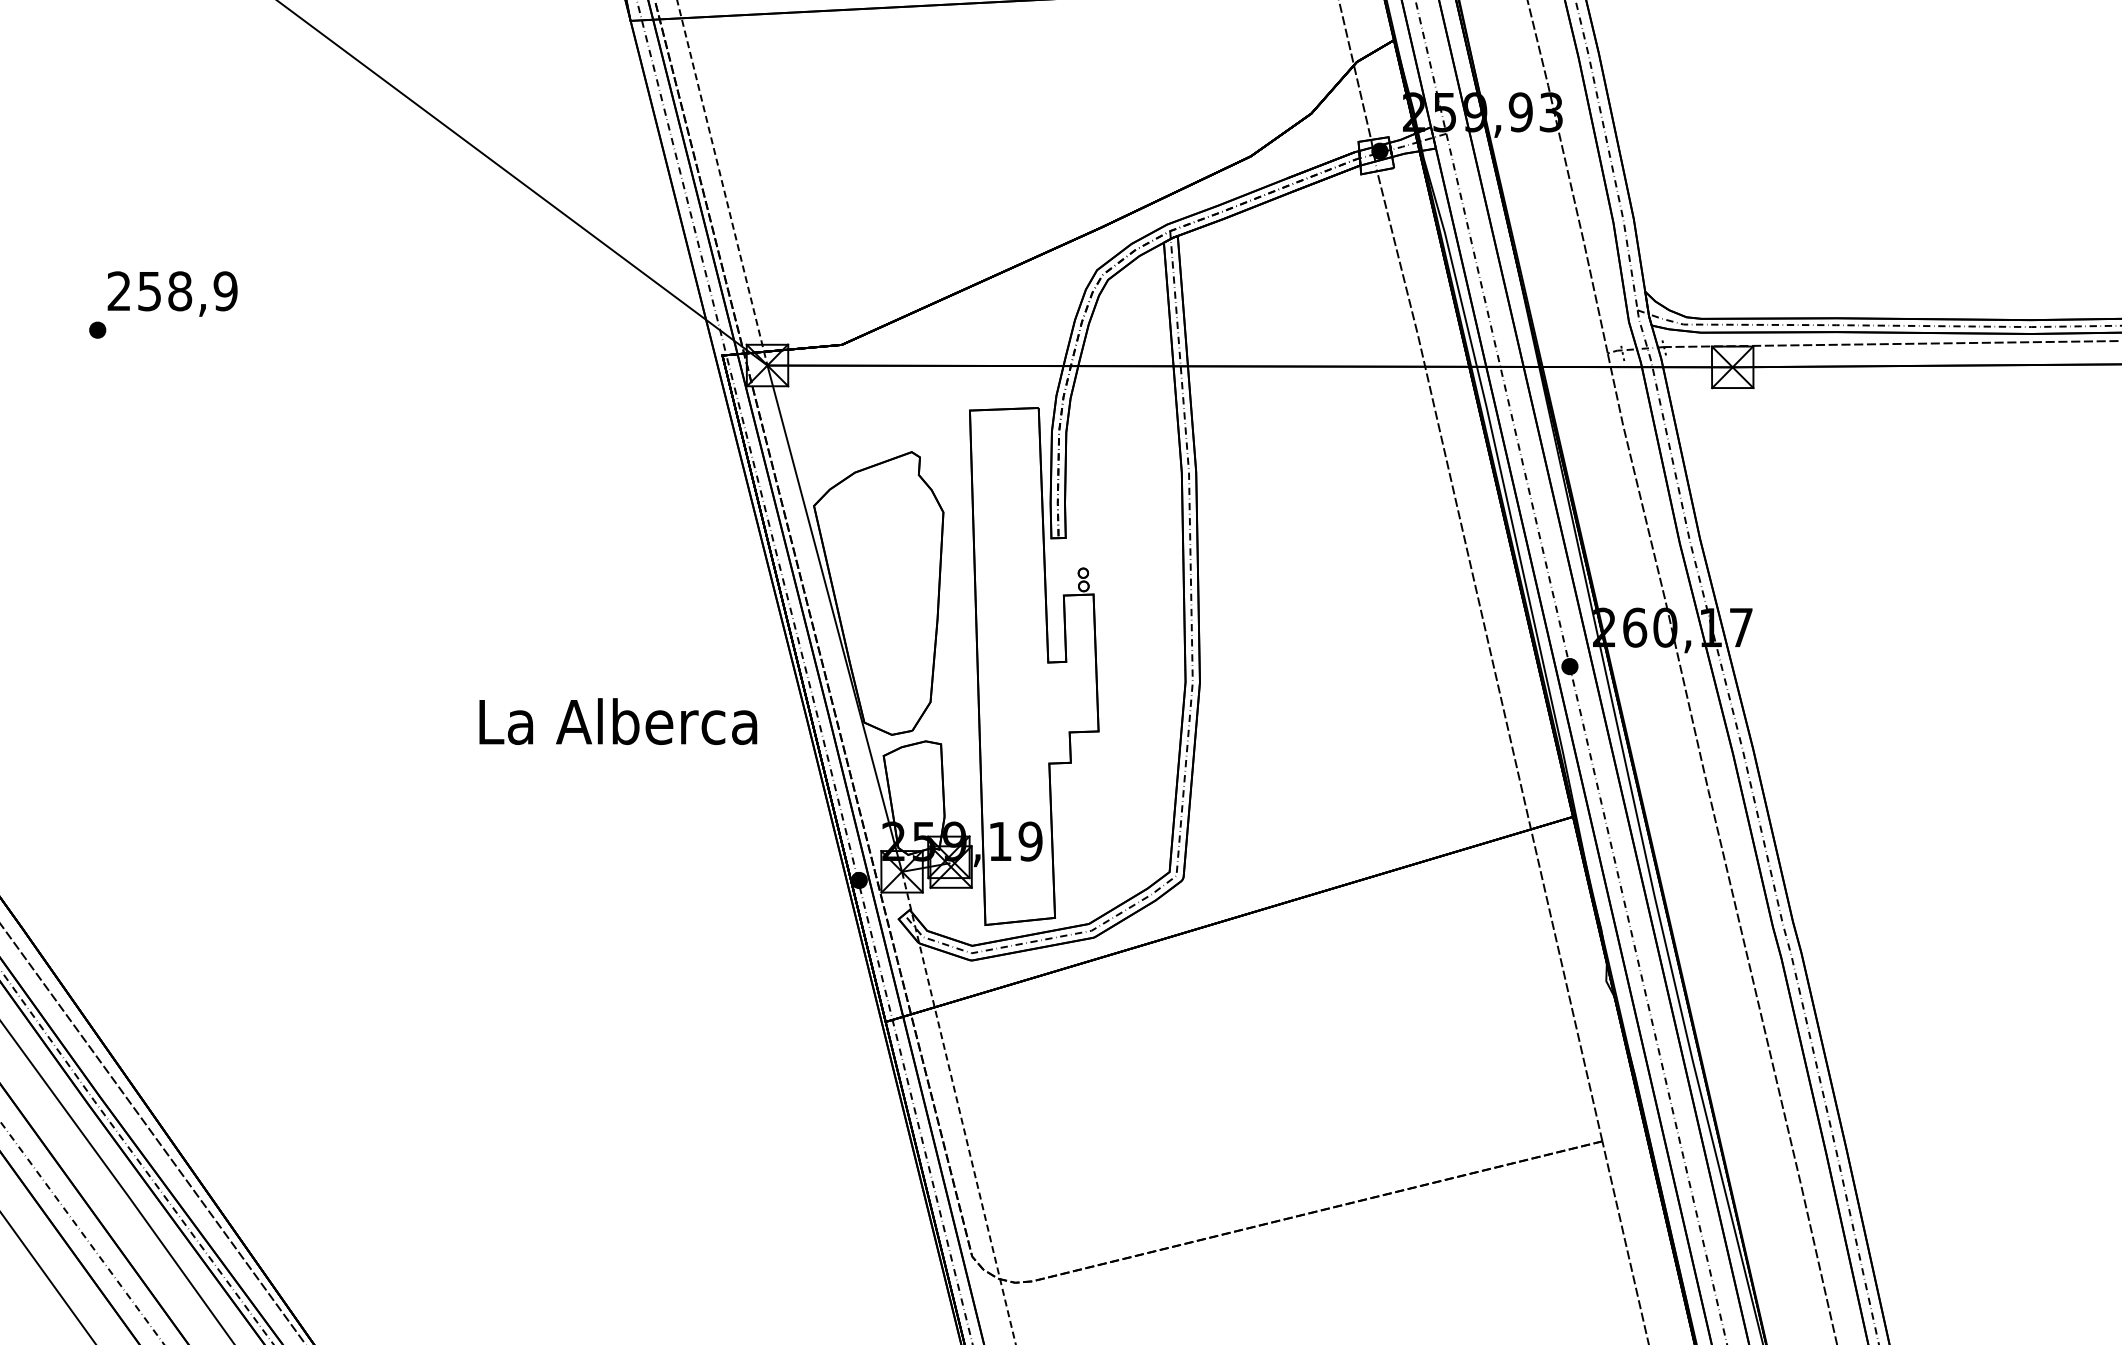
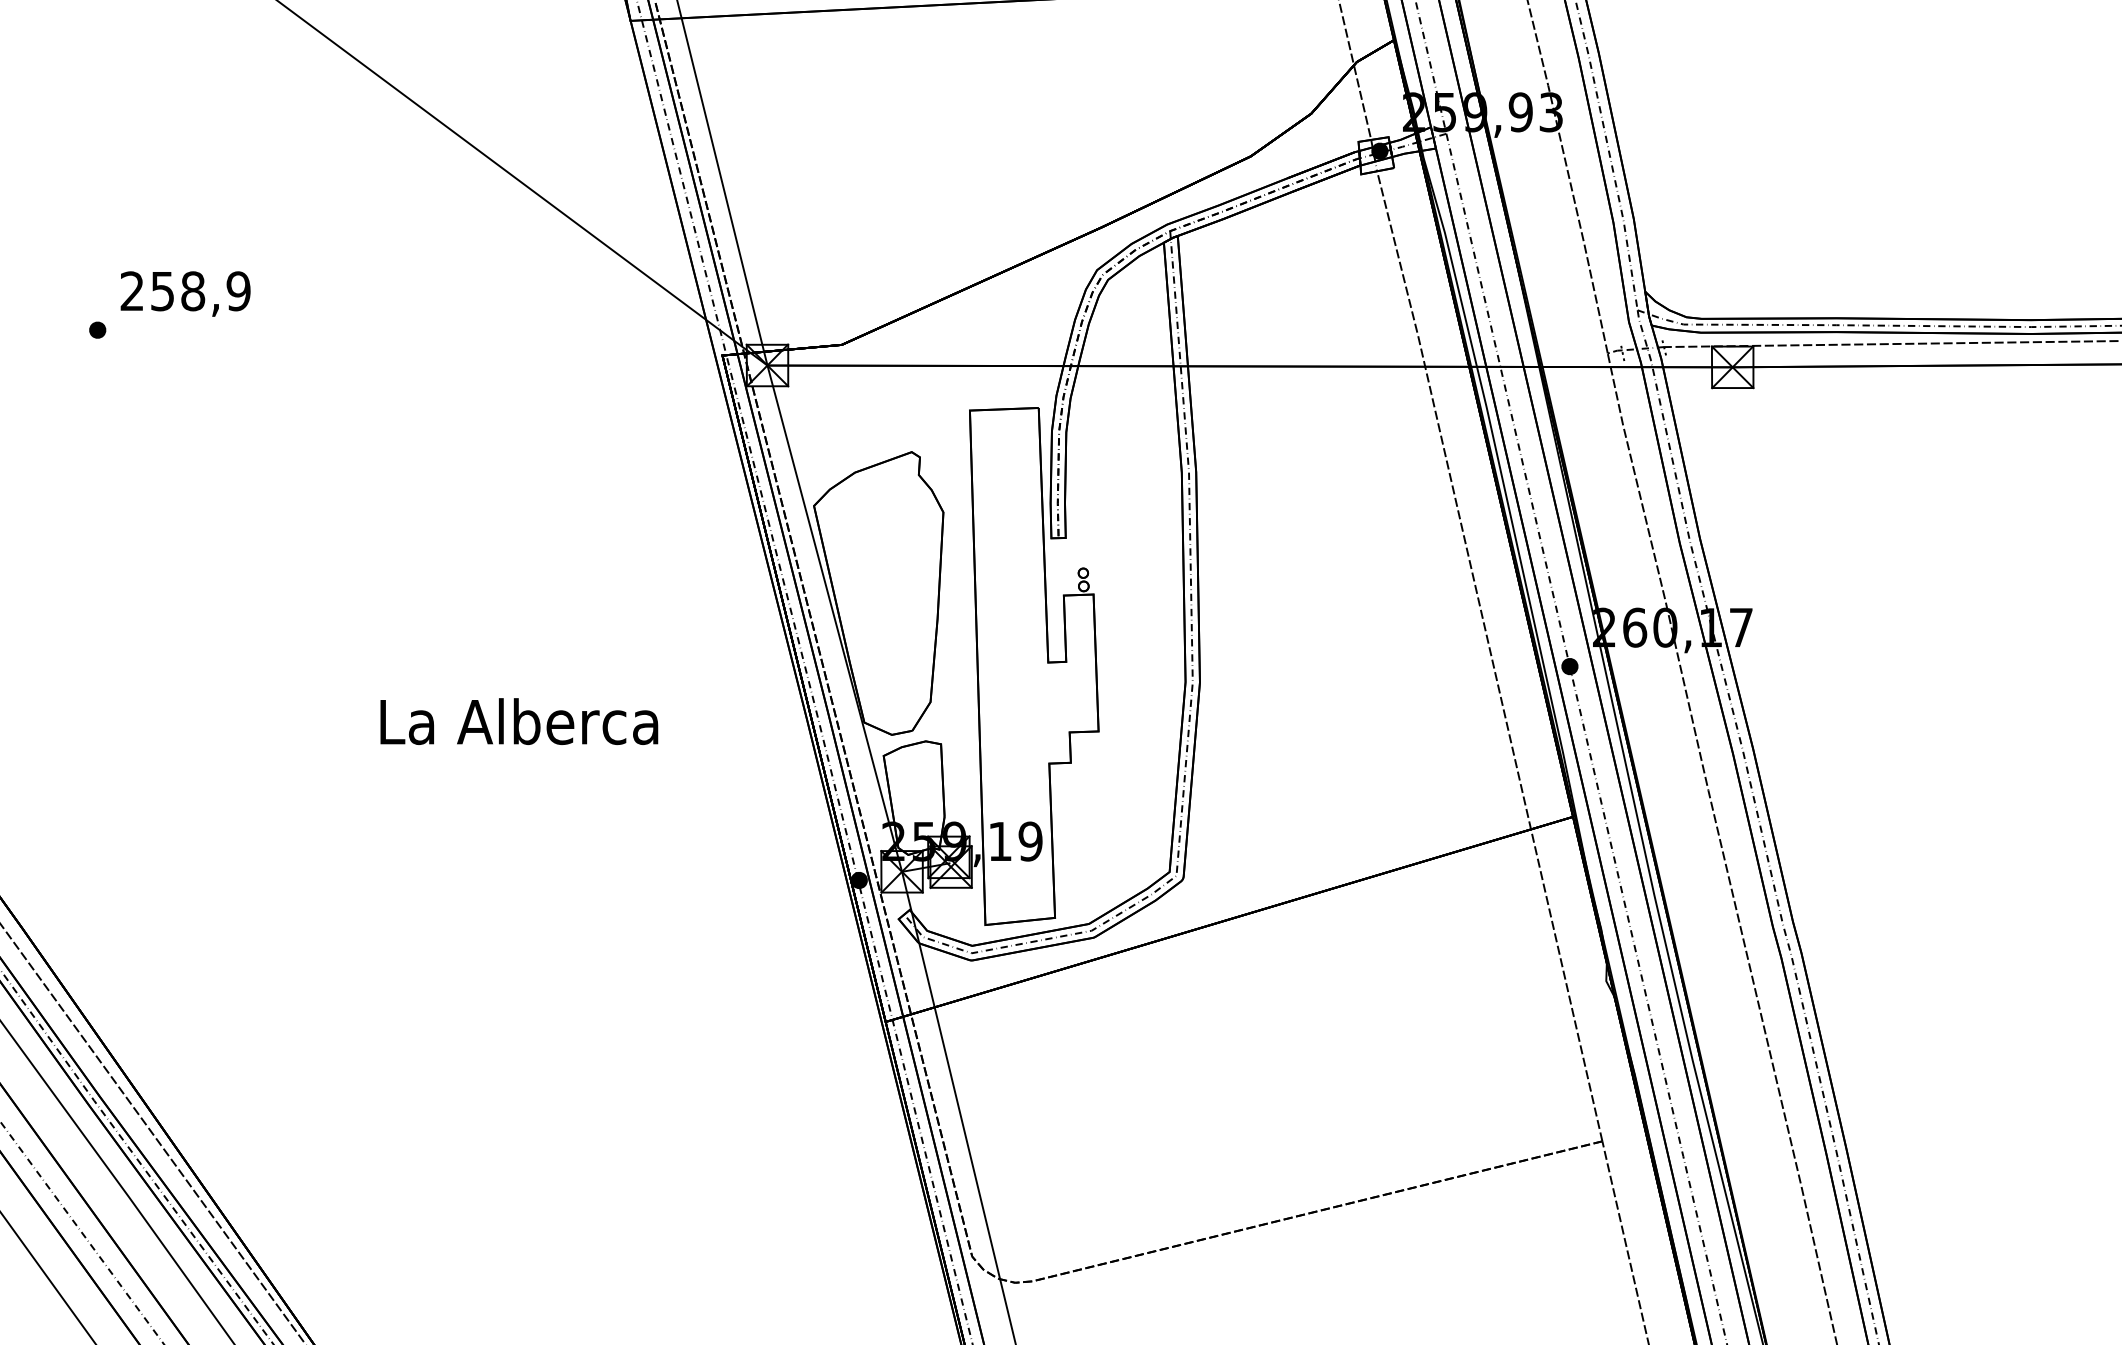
line: dashed -> solid (722, 183)
text position: (172, 293) -> (185, 293) (185, 293)
text position: (618, 721) -> (519, 721) (519, 721)
line: dashed -> solid (959, 1108)
